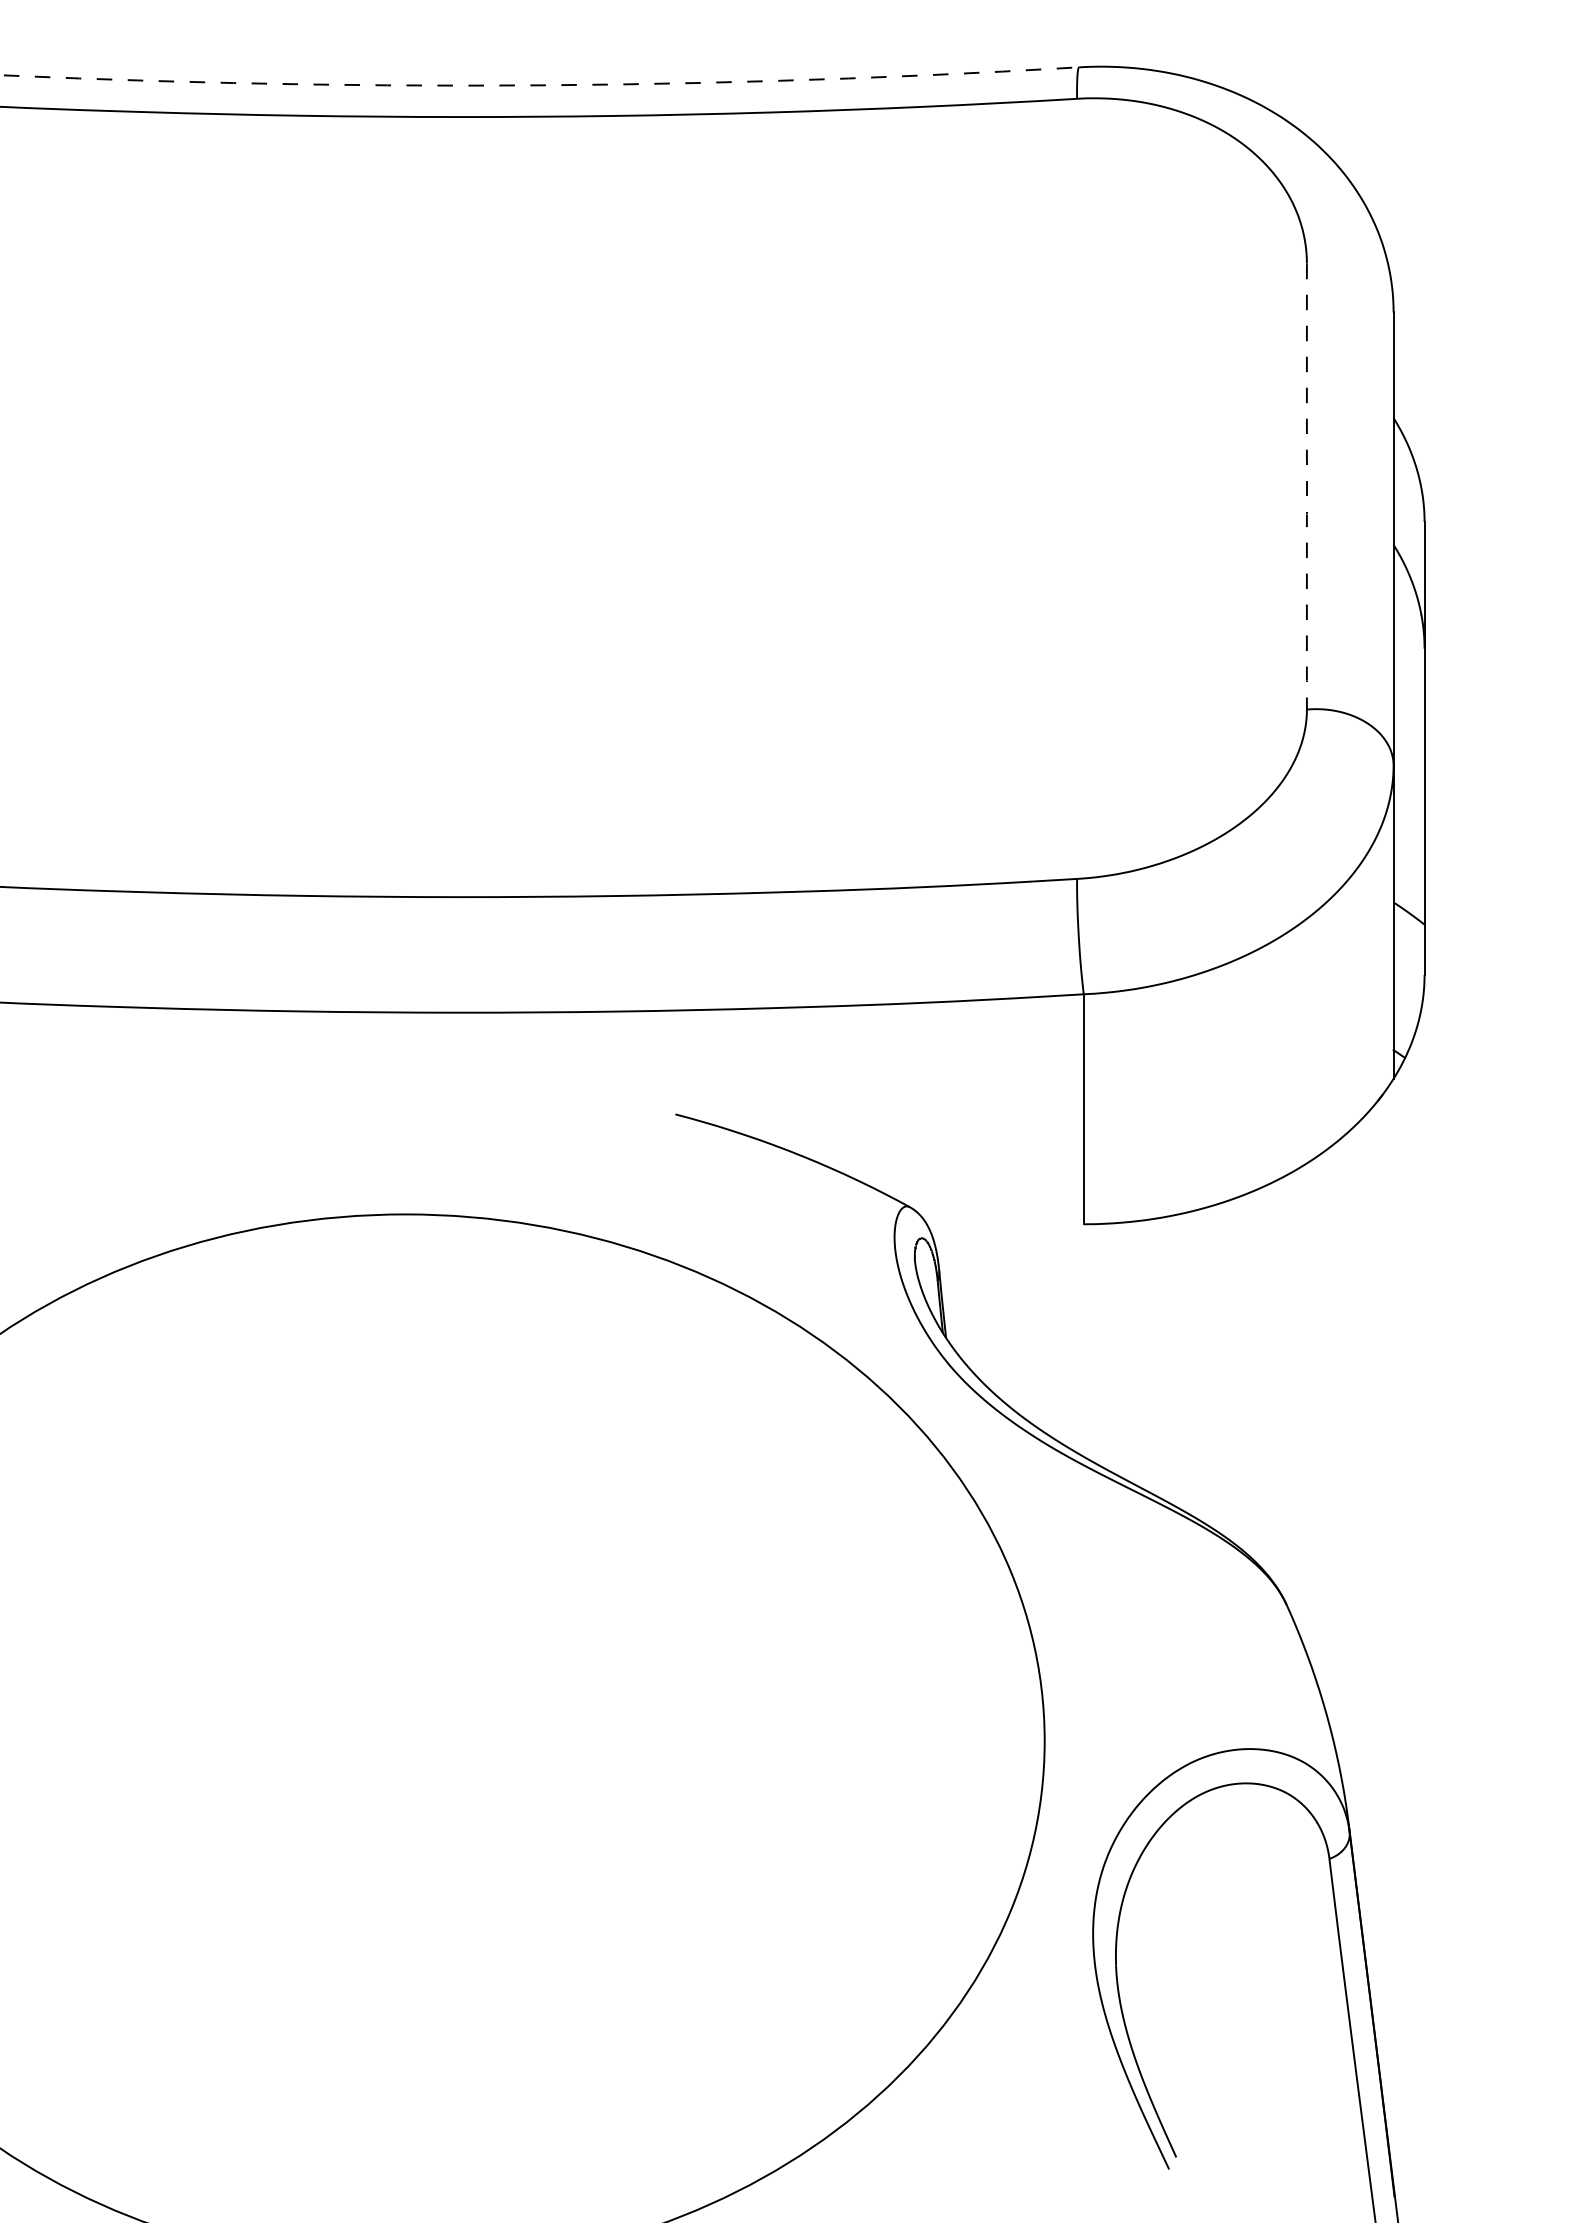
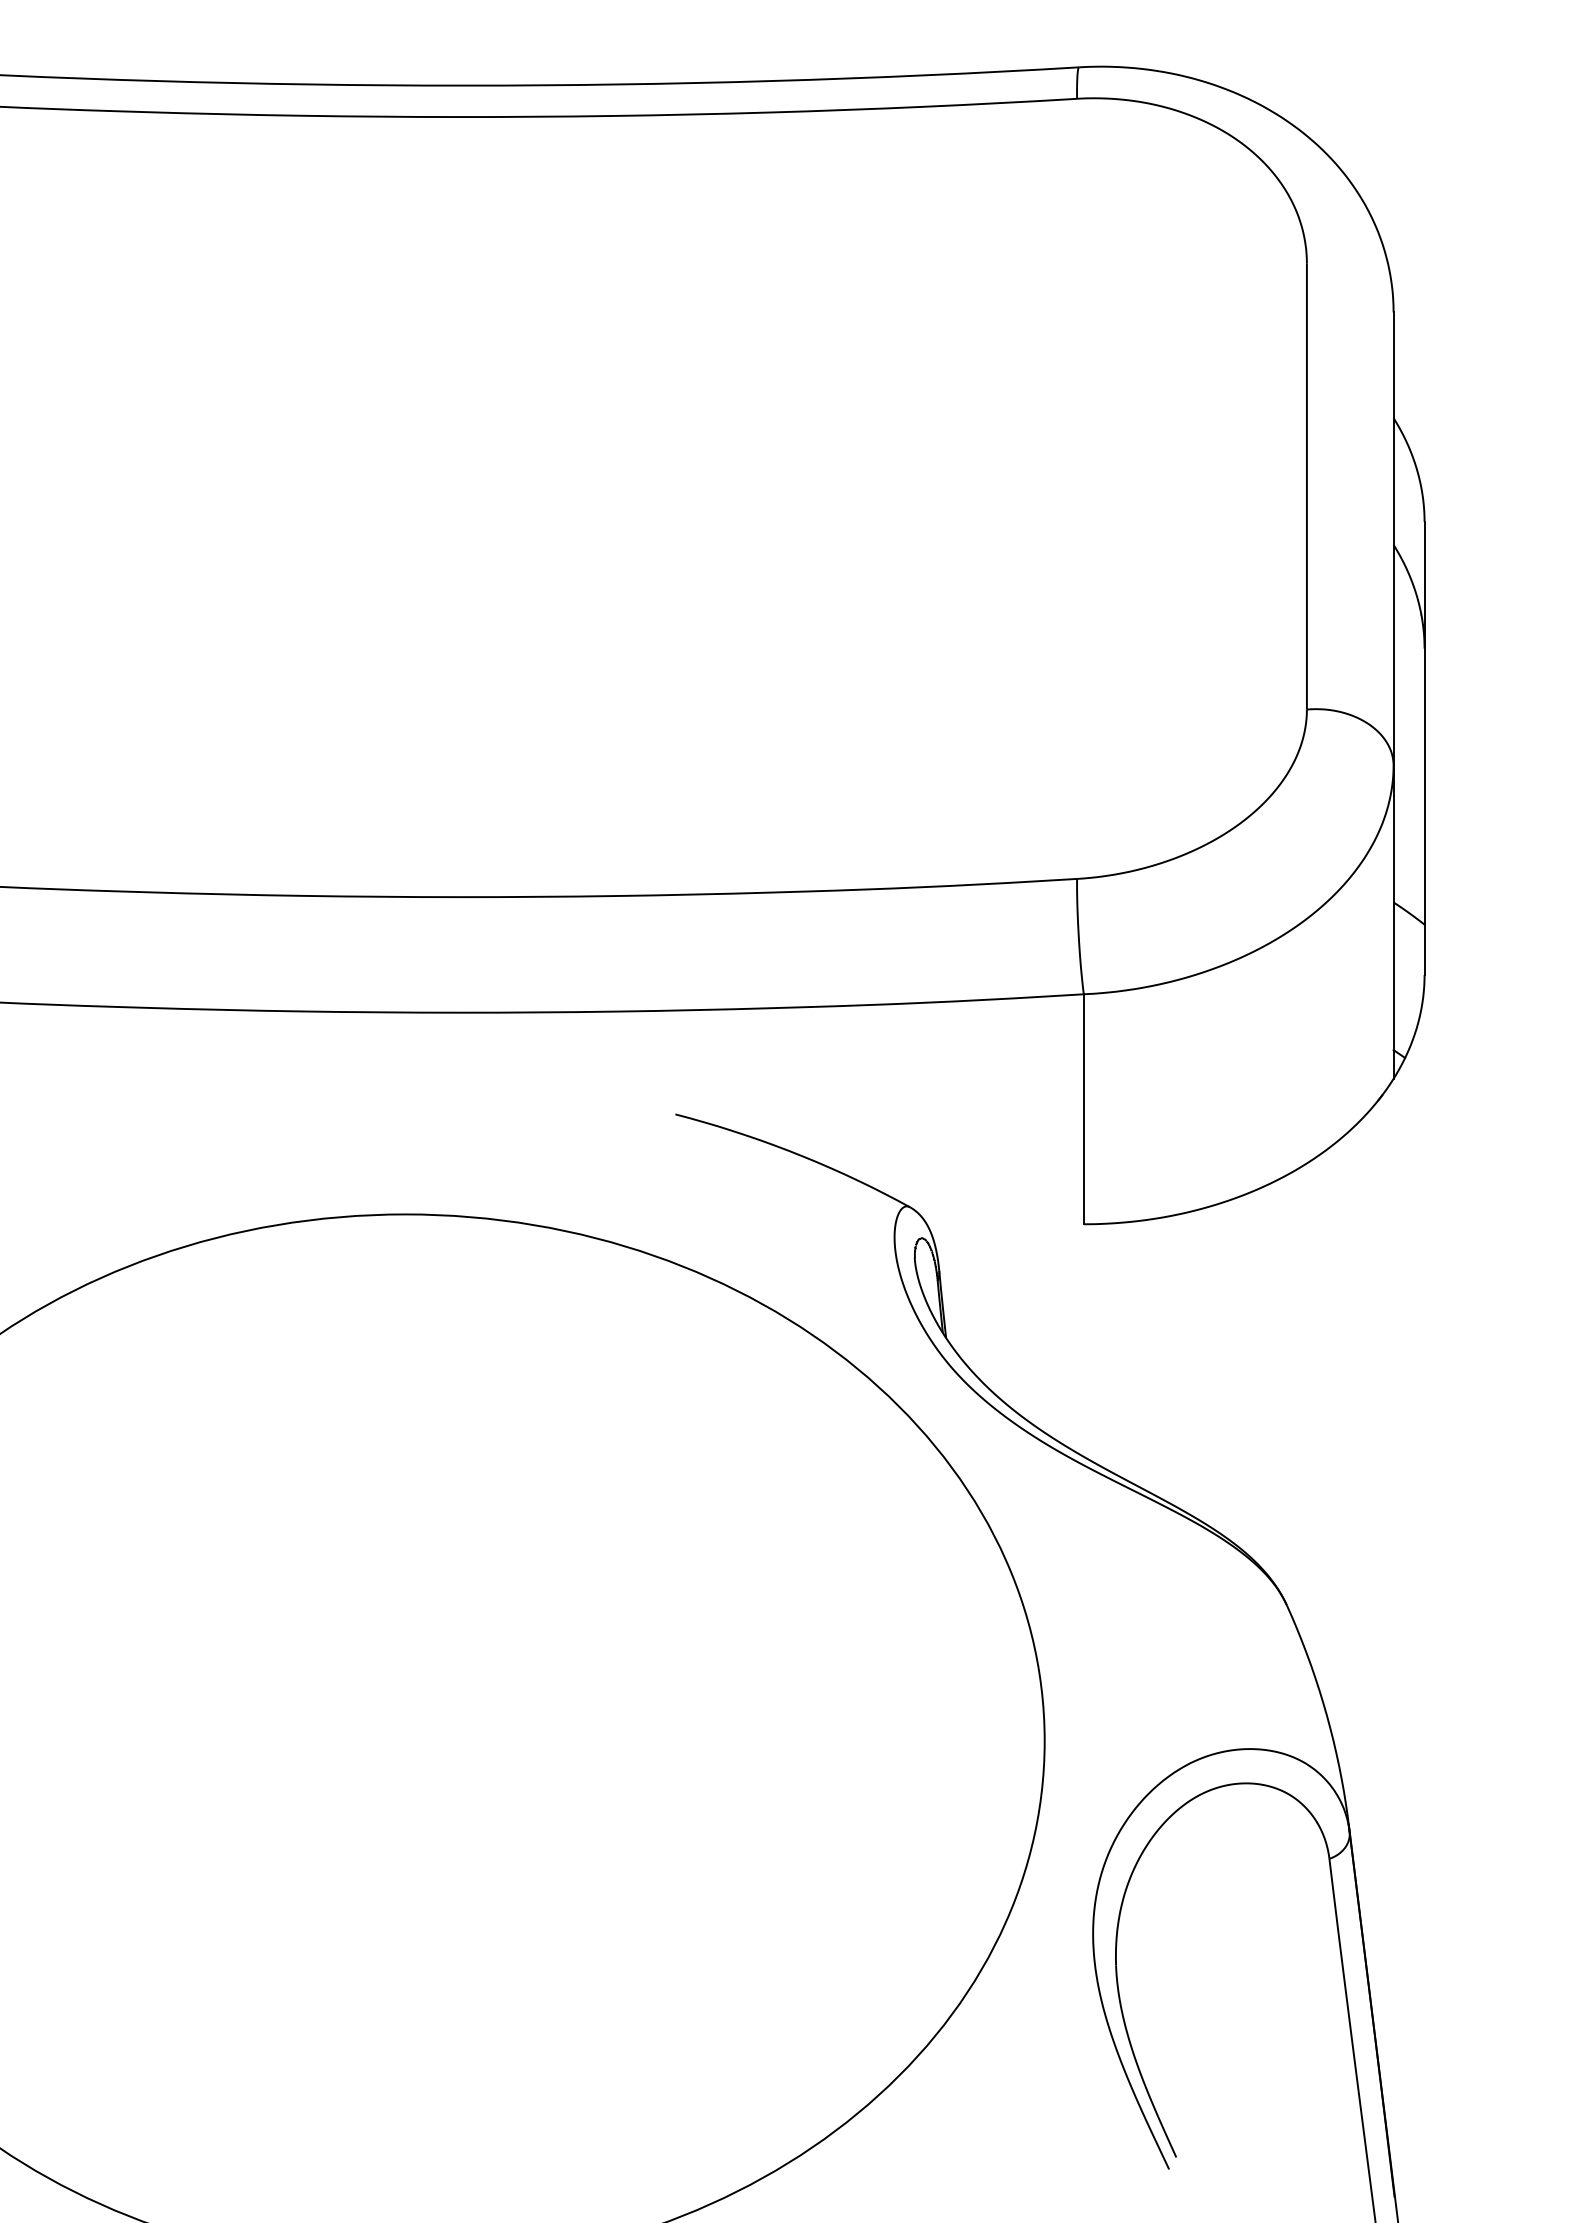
line: dashed -> solid (540, 85)
line: dashed -> solid (1306, 486)
